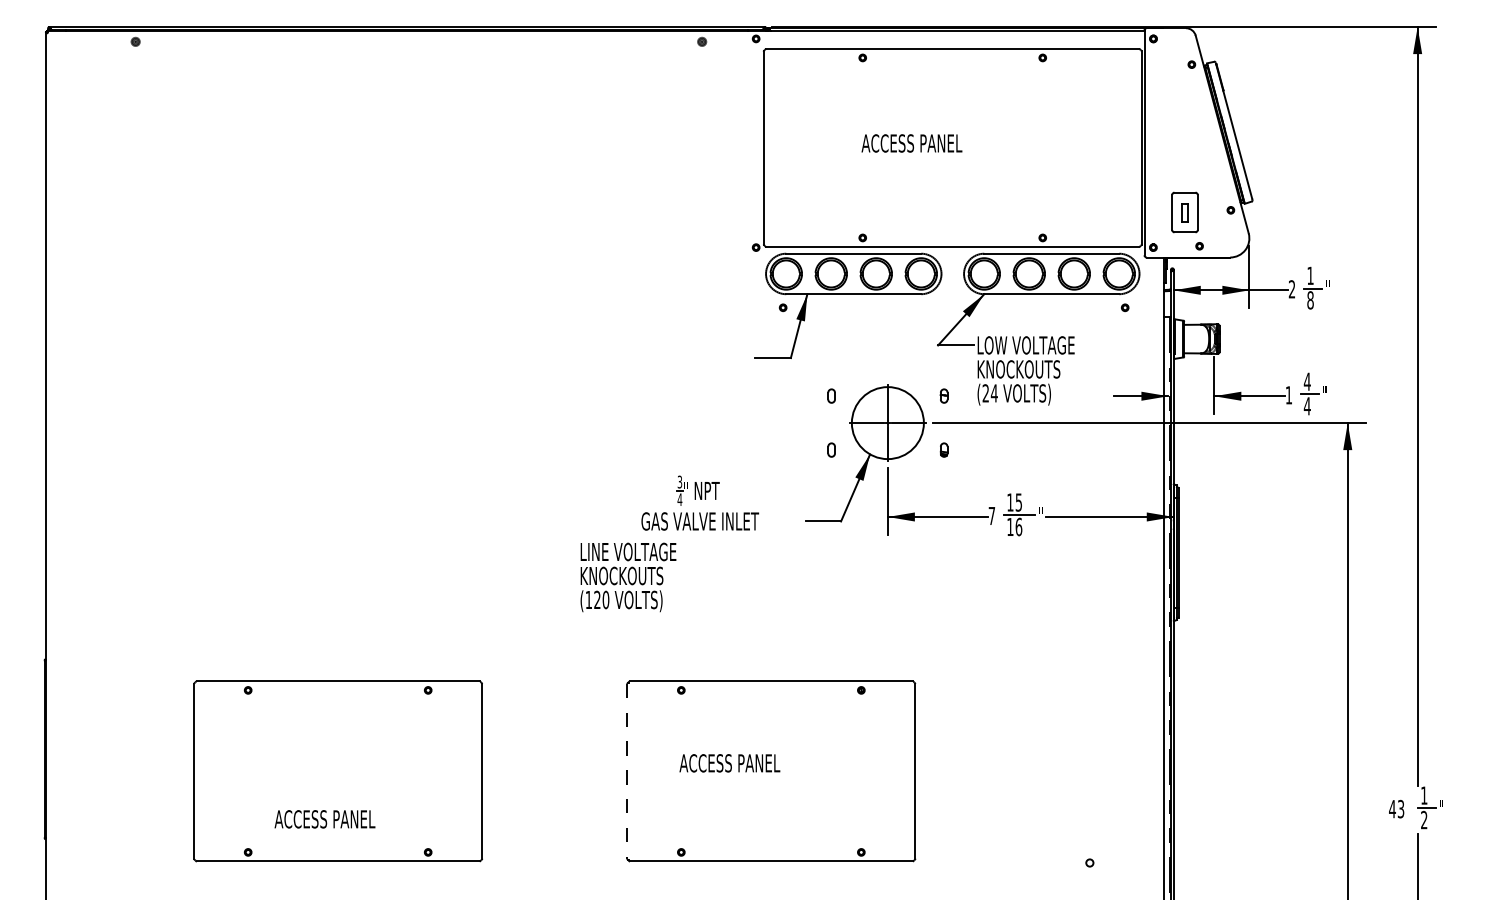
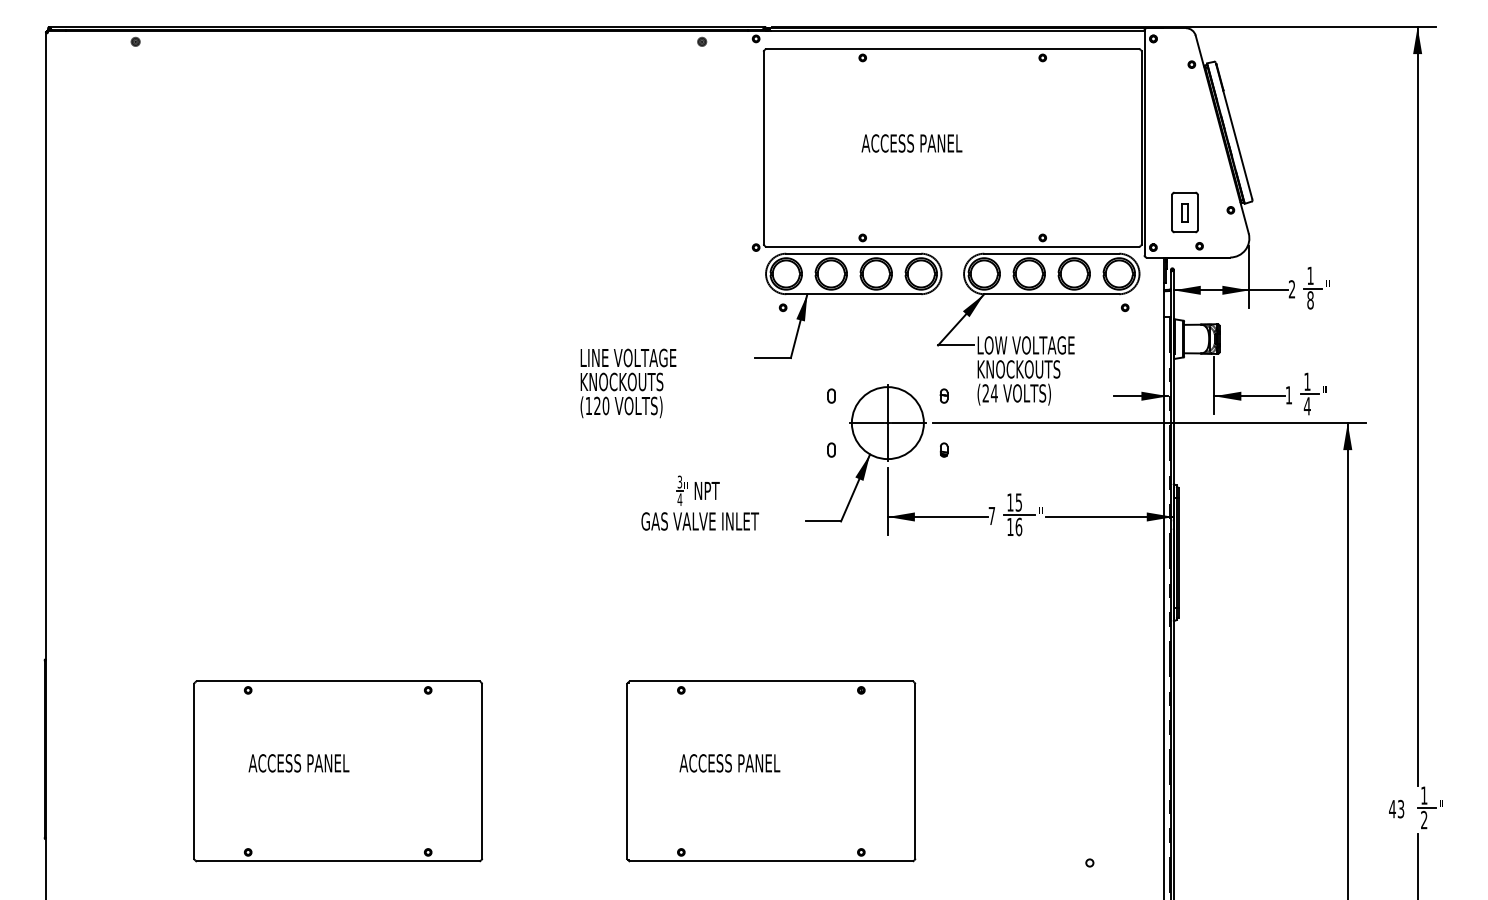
text: 4 -> 1 (1306, 381)
text position: (628, 577) -> (628, 383) (628, 383)
line: dashed -> solid (627, 771)
text position: (324, 819) -> (298, 763) (298, 763)
